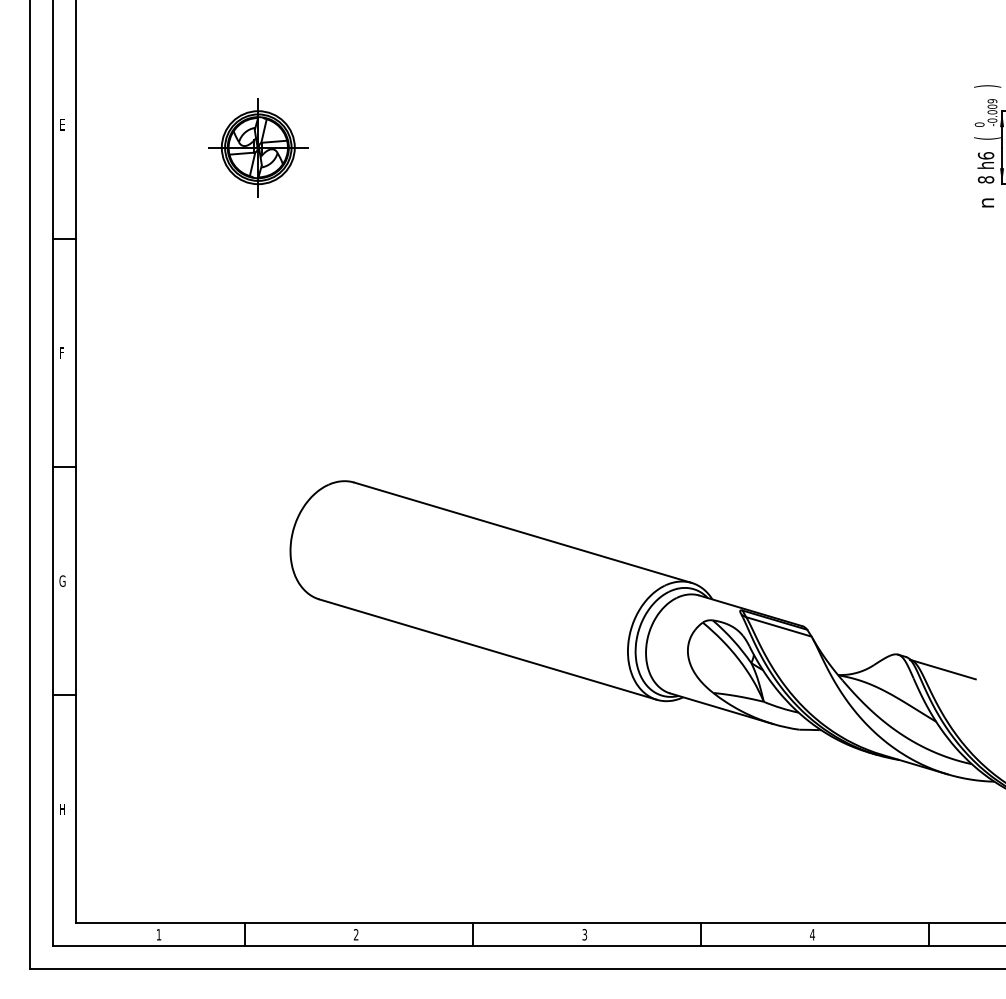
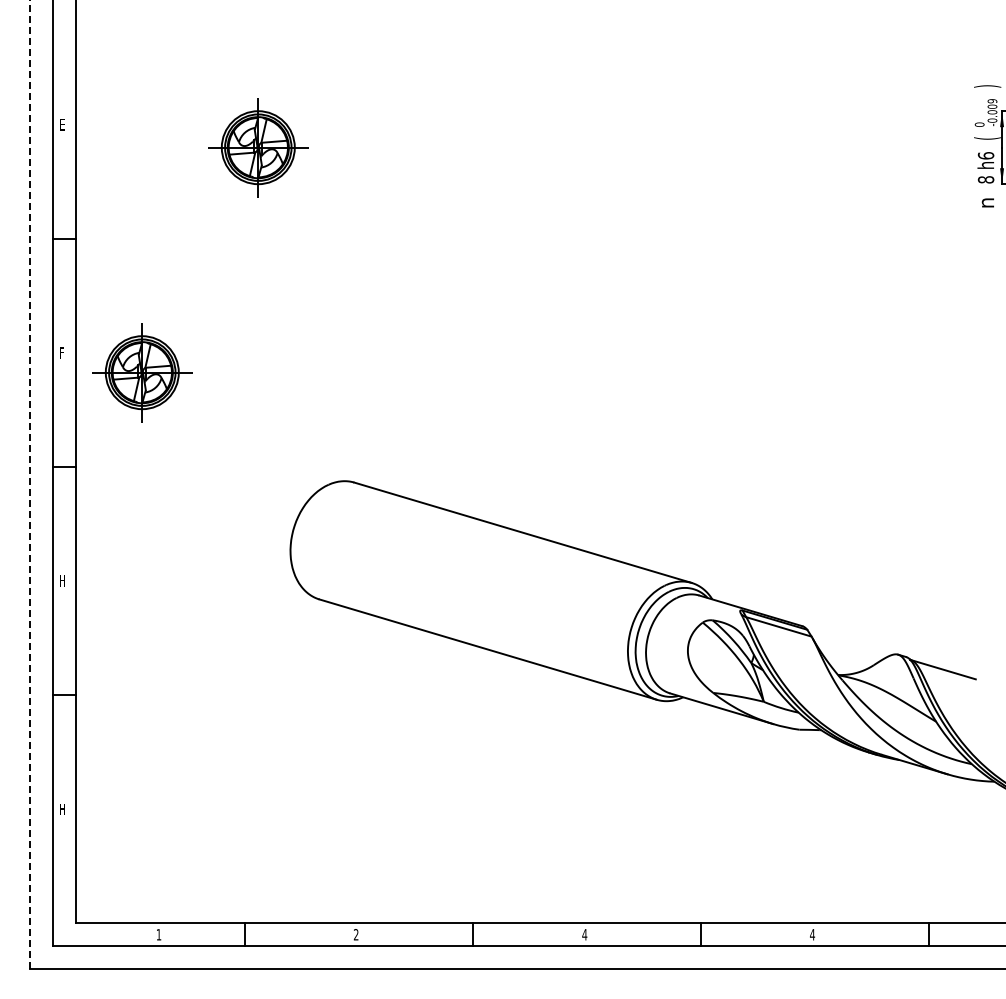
part: none -> present (142, 372)
line: solid -> dashed (30, 484)
text: G -> H (62, 580)
text: 3 -> 4 (584, 934)
